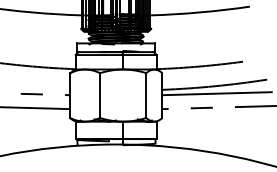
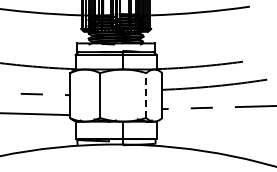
line: present -> none (217, 93)
line: solid -> dashed (146, 95)
line position: (36, 108) -> (36, 114) (36, 114)
